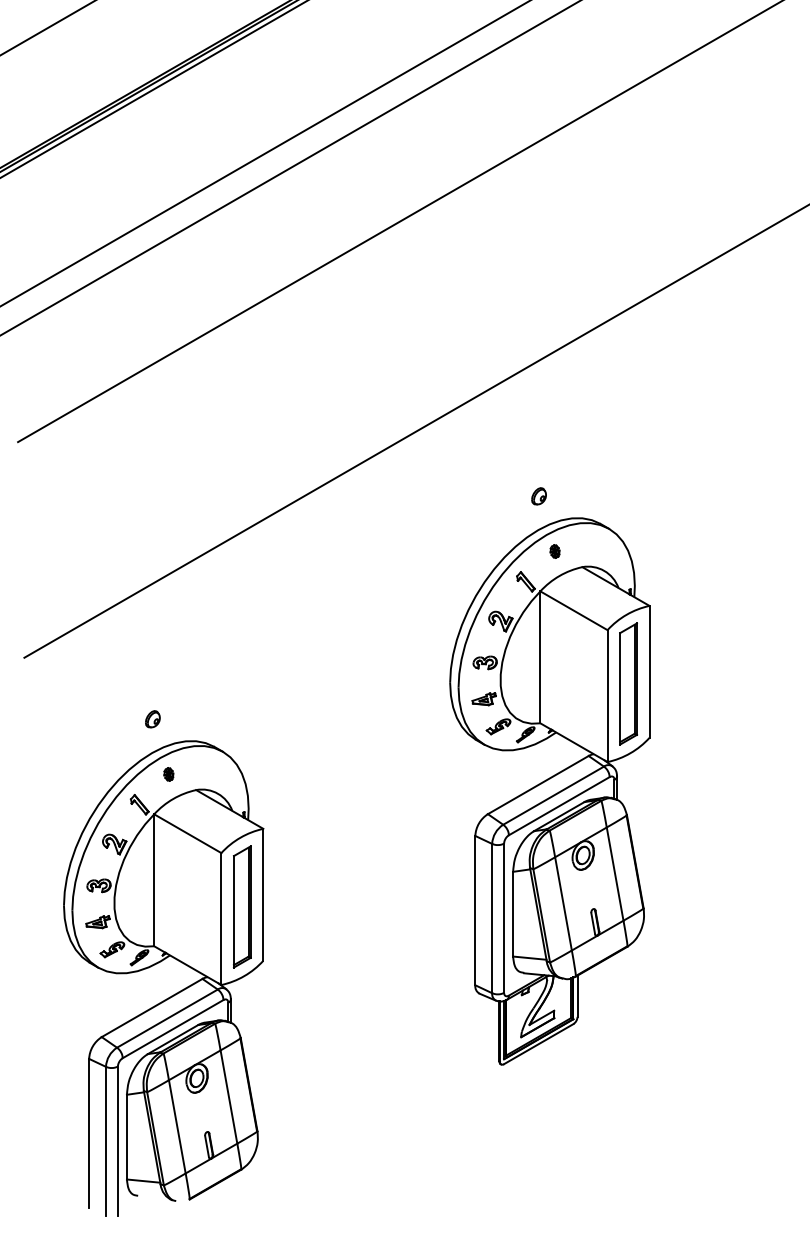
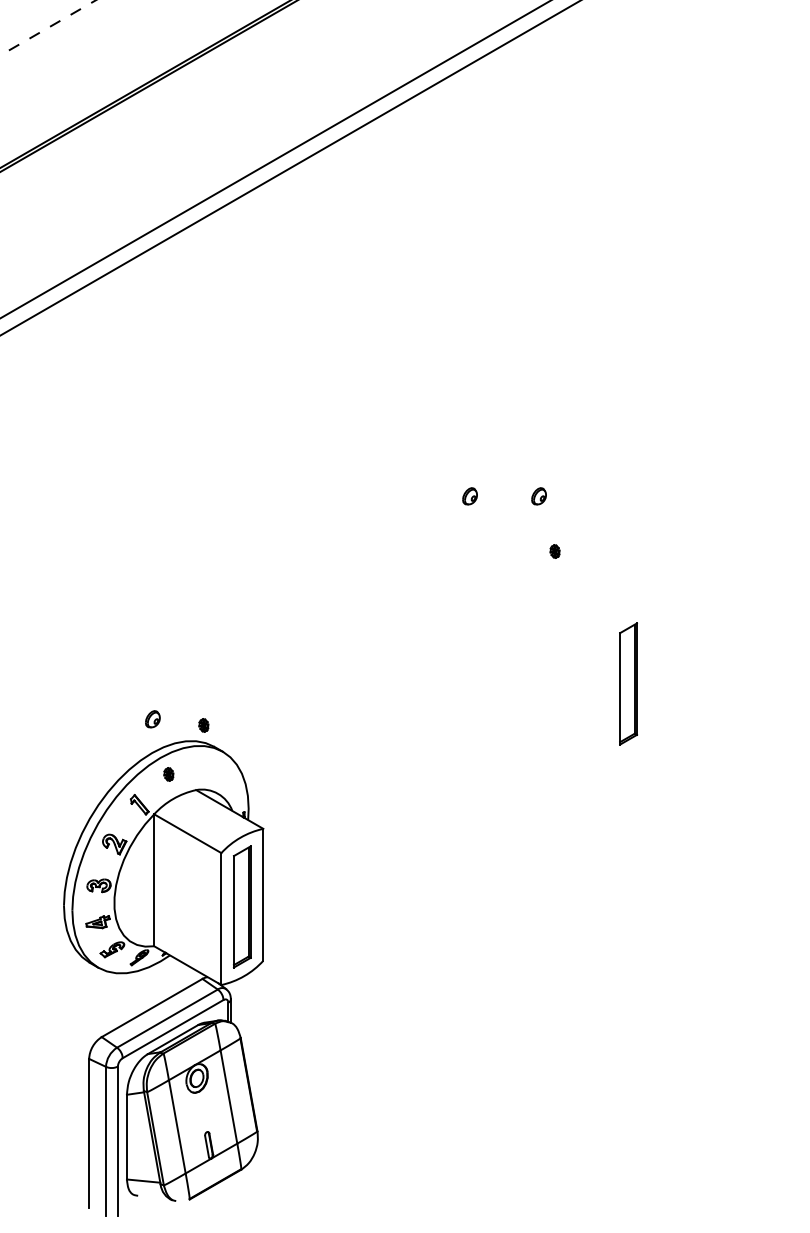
line: solid -> dashed (48, 27)
line: present -> none (153, 89)
line position: (264, 153) -> (275, 159) (275, 159)
line: present -> none (399, 222)
line: present -> none (415, 431)
part: none -> present (469, 496)
part: none -> present (203, 725)
part: present -> none (549, 791)
